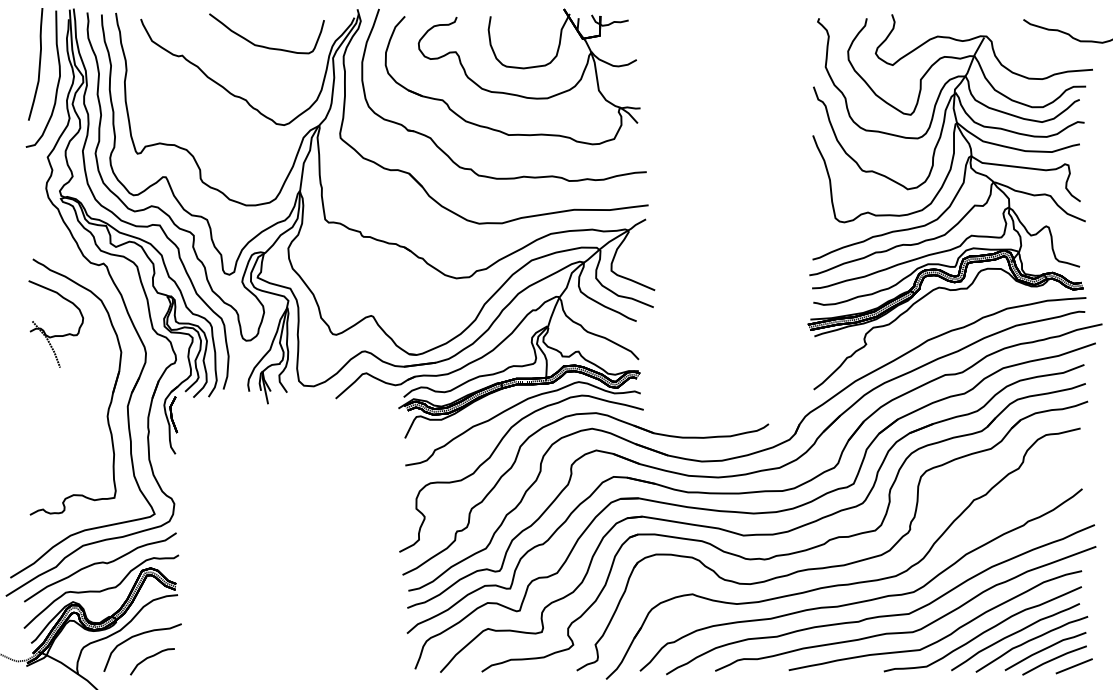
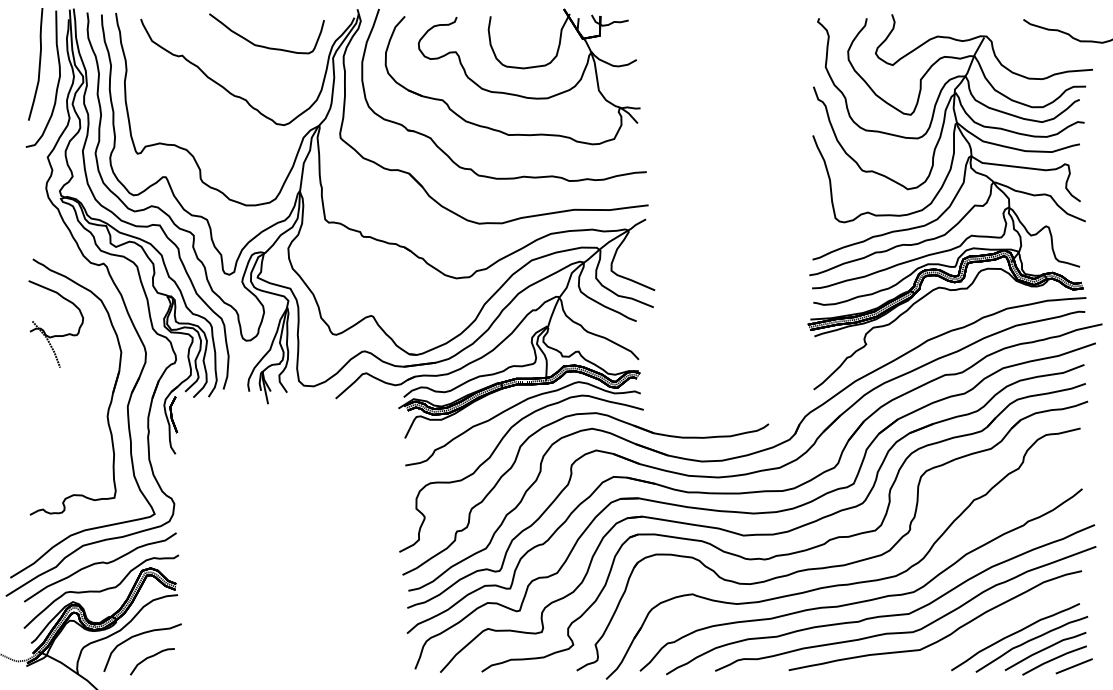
part: present -> none (982, 629)
